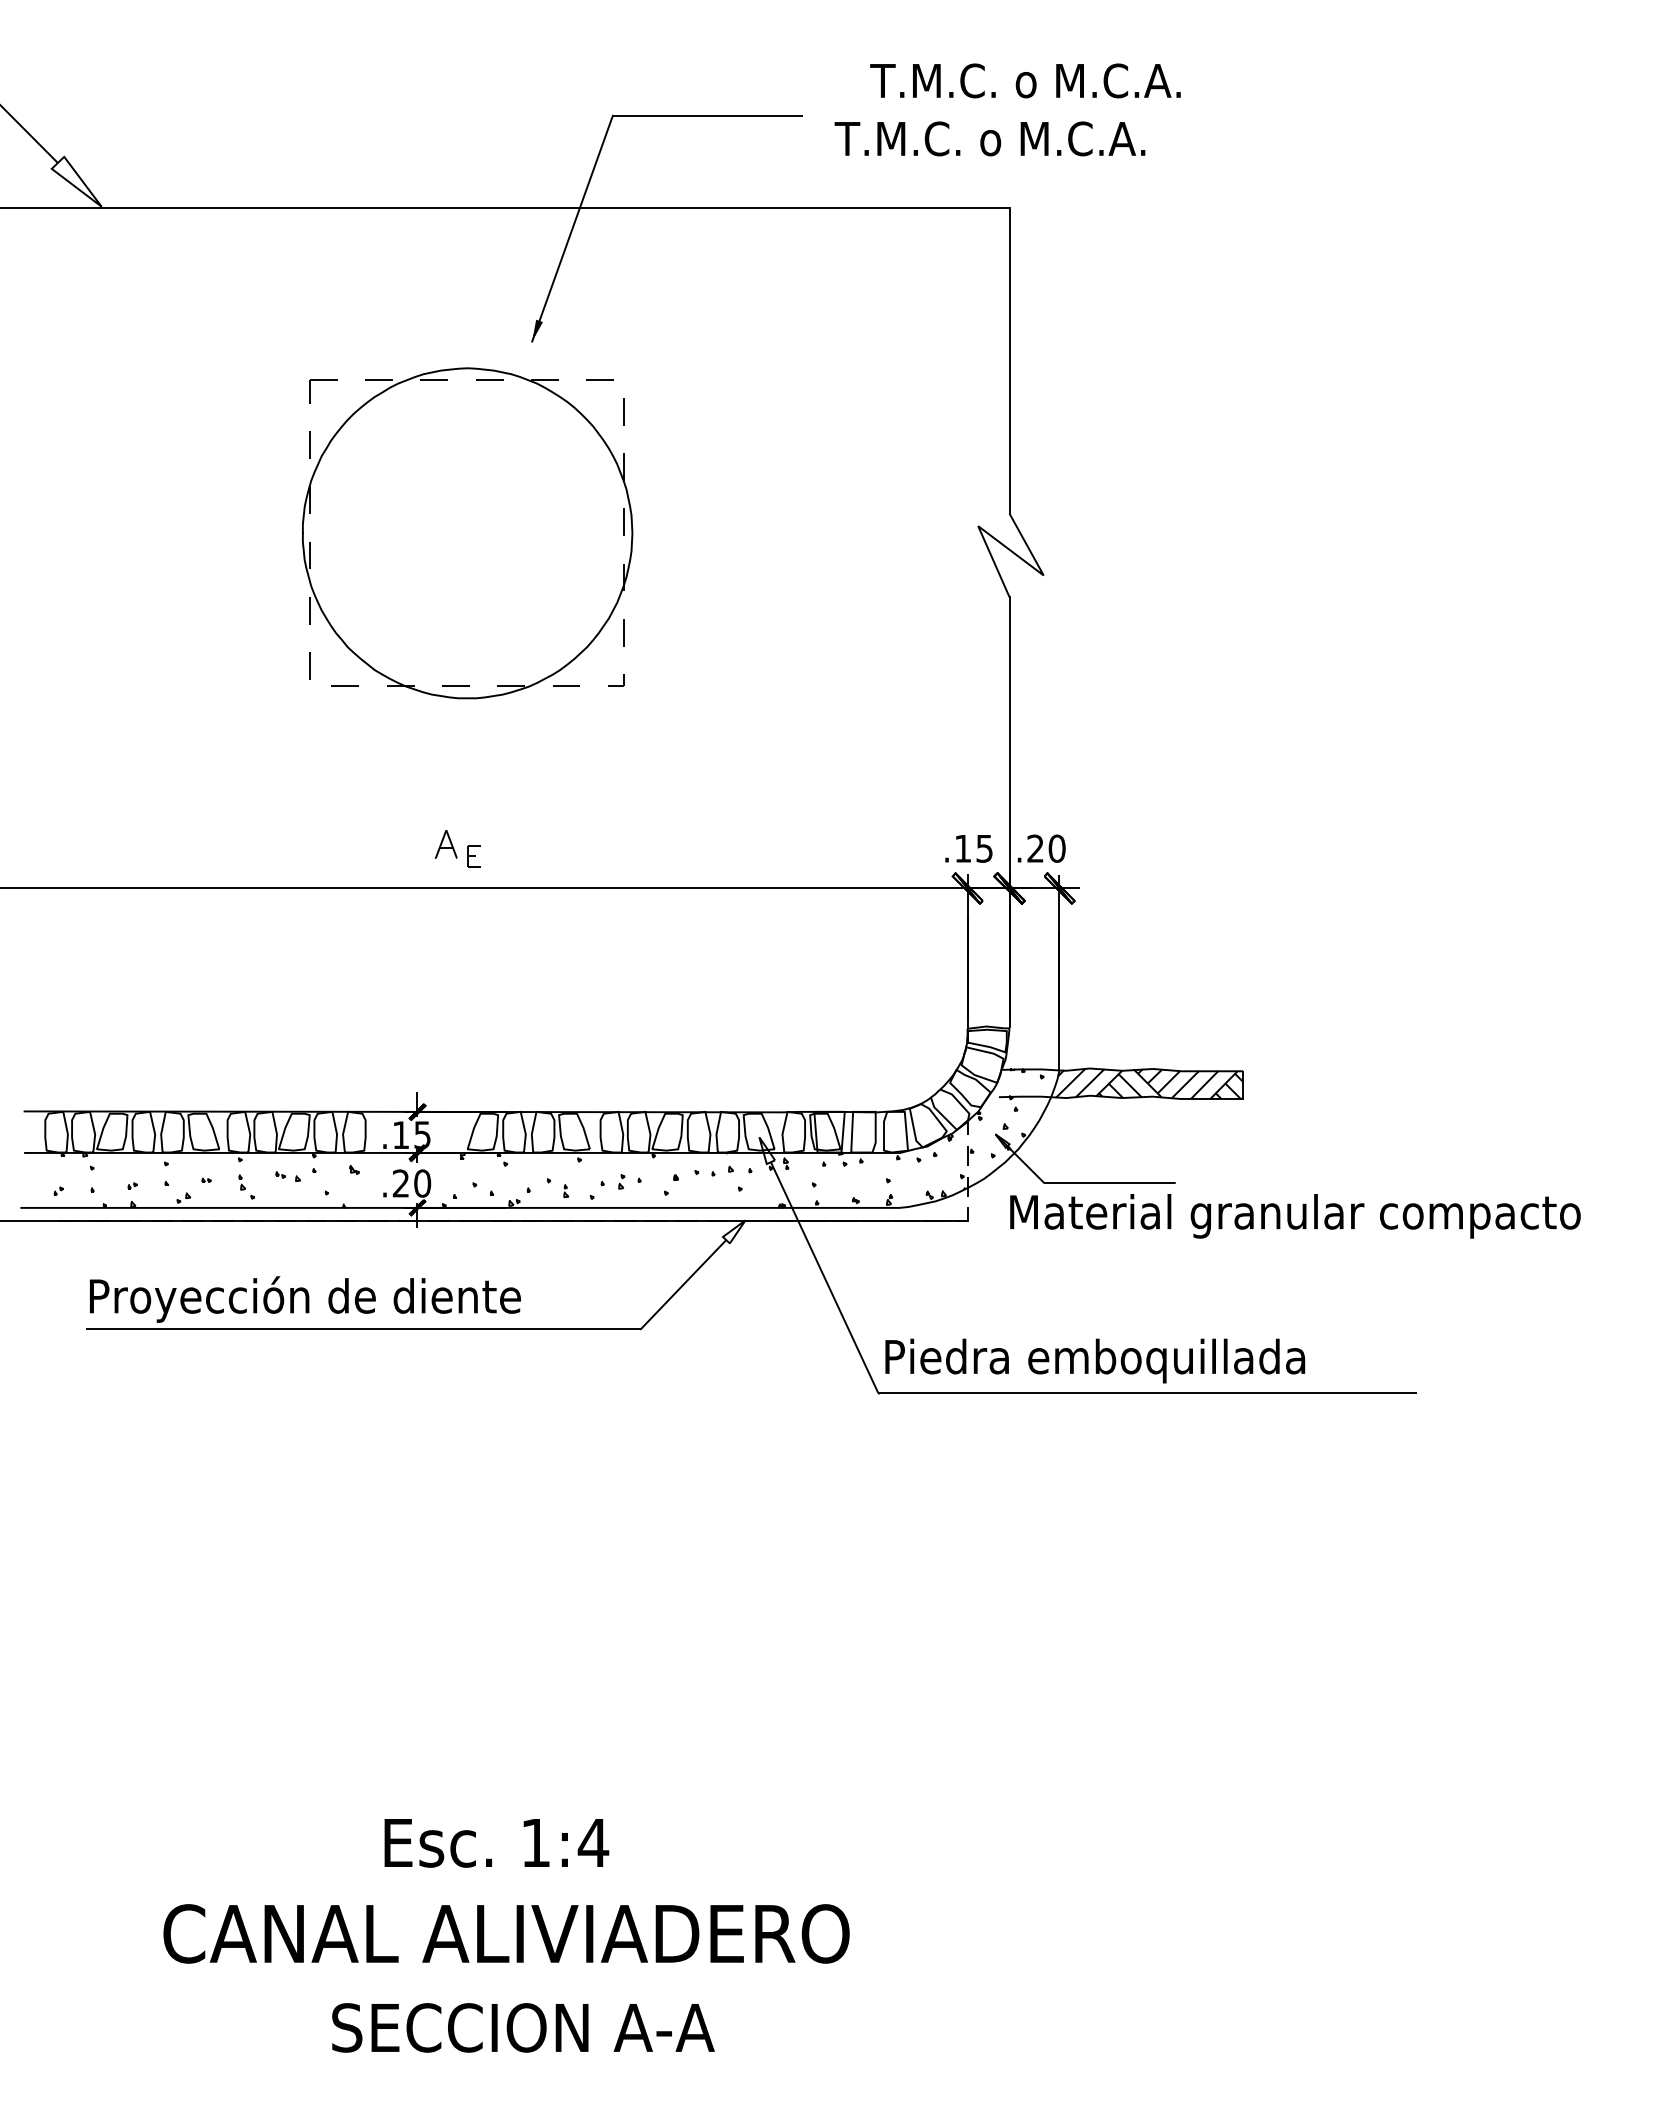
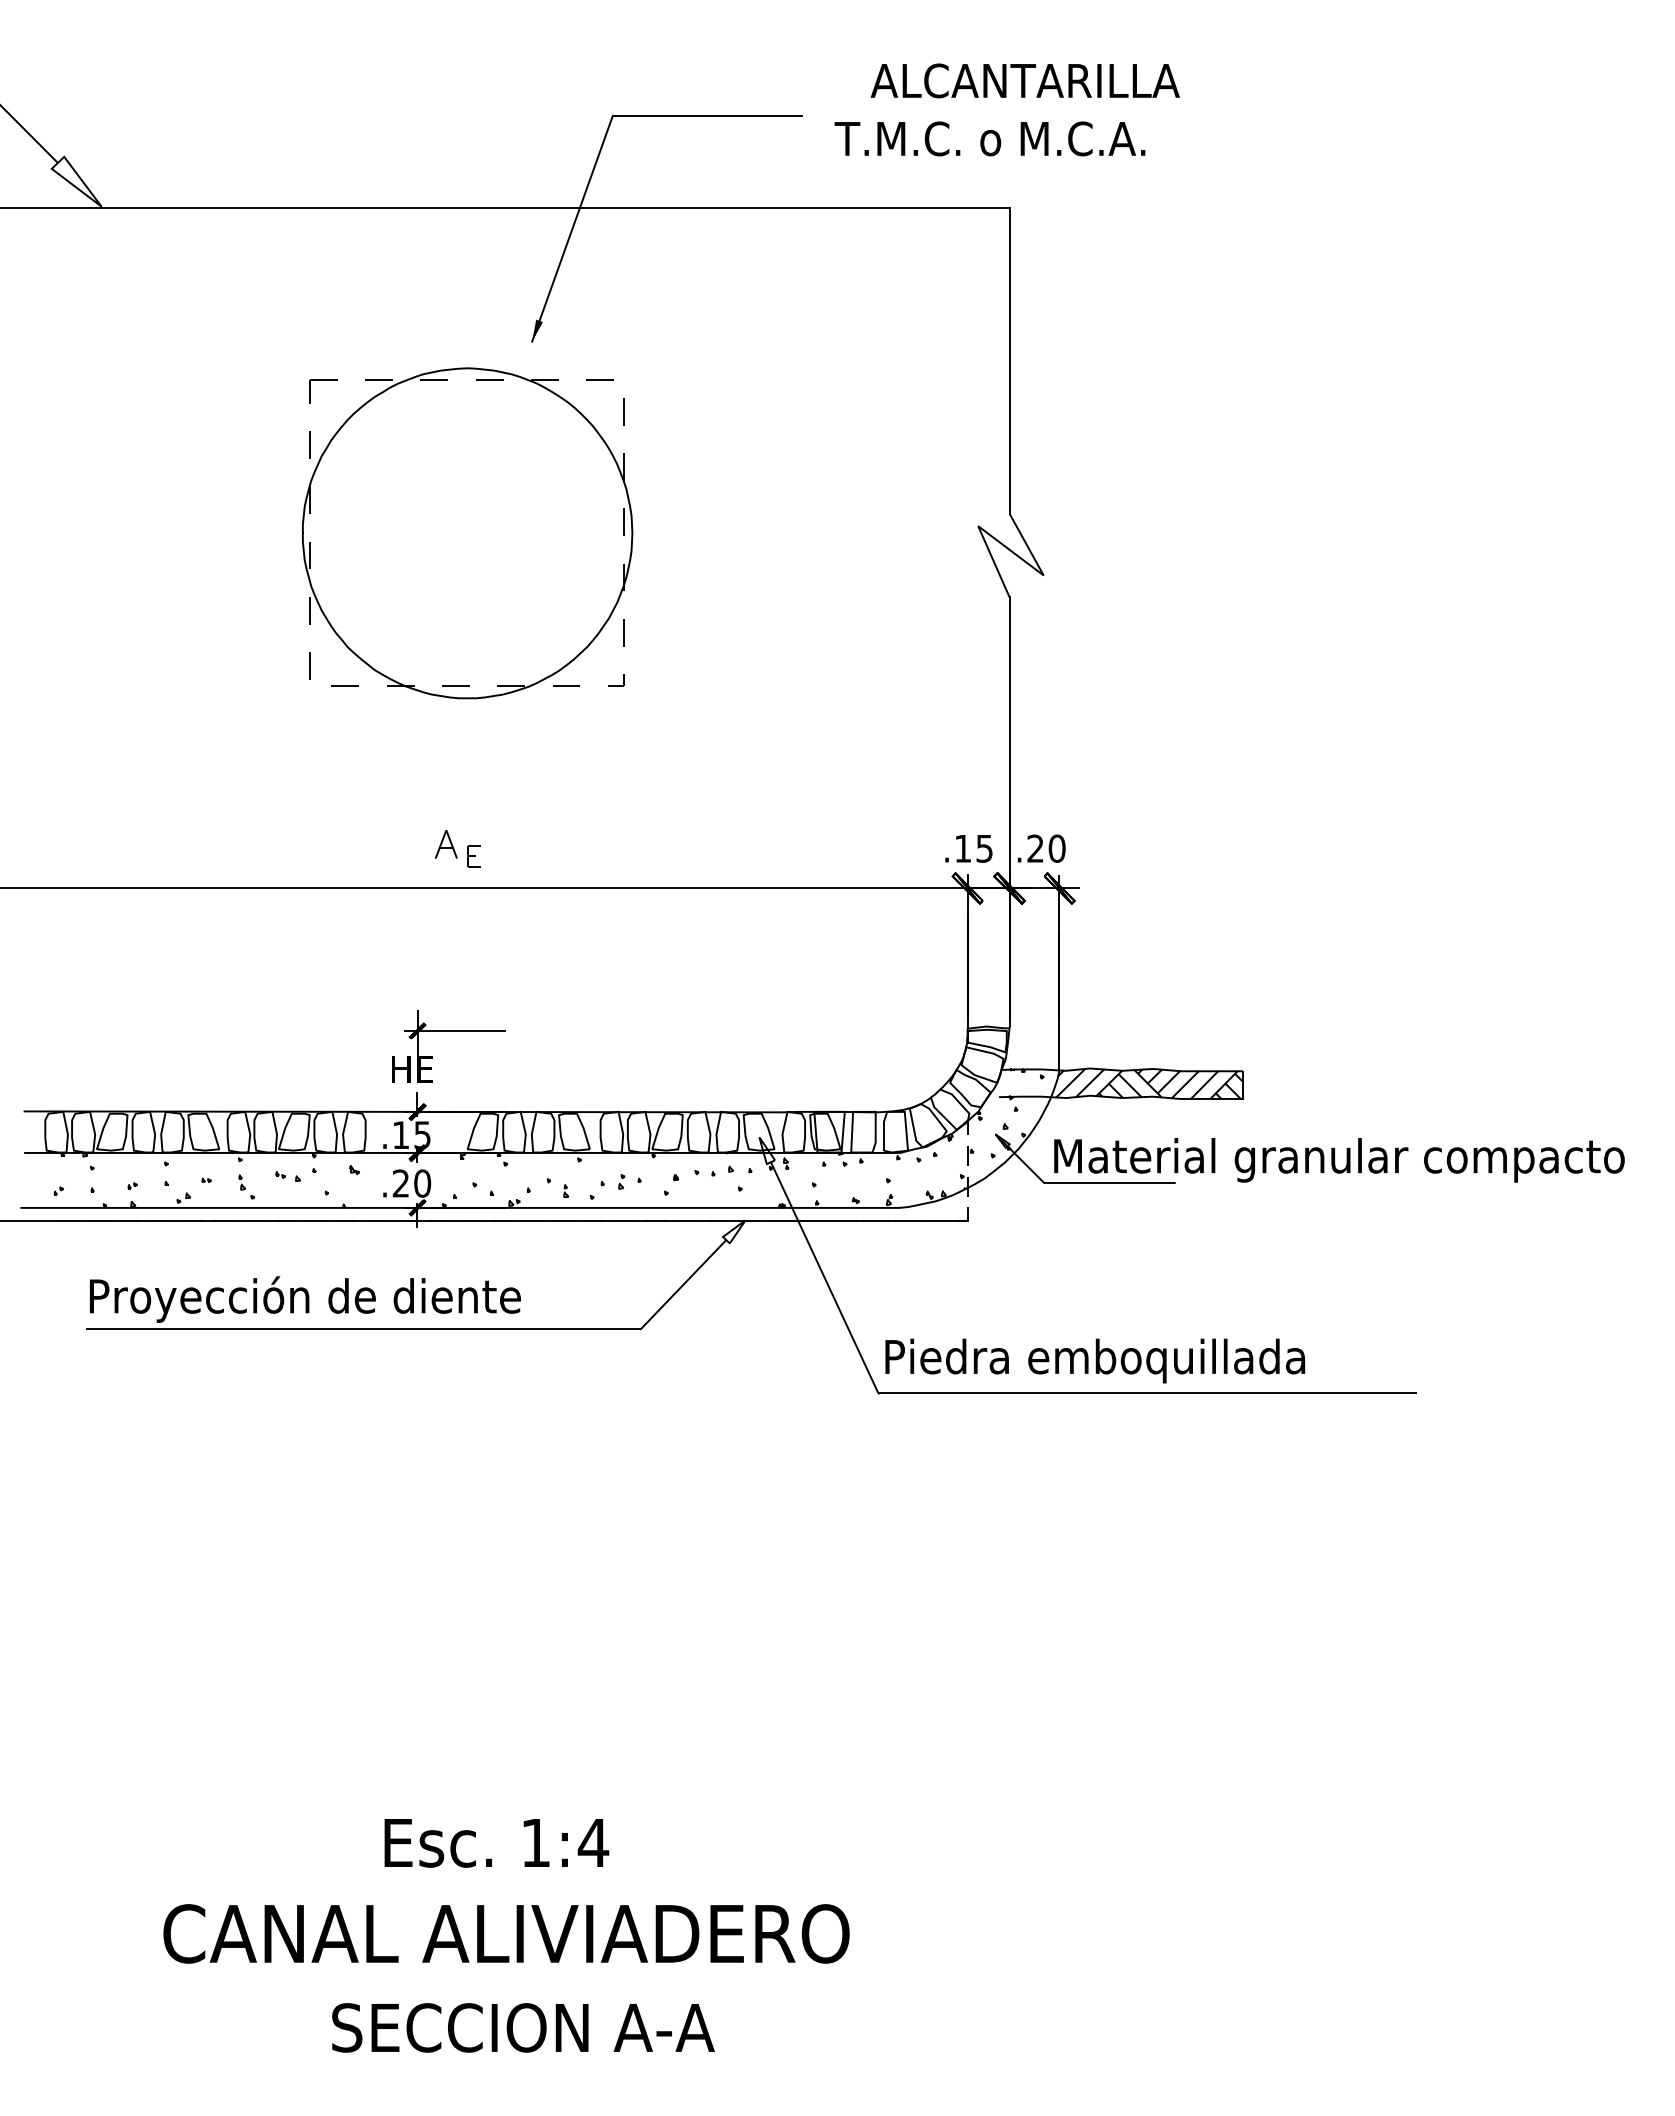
text: T.M.C. o M.C.A. -> ALCANTARILLA (1025, 80)
part: none -> present (448, 1031)
text position: (1295, 1216) -> (1339, 1160) (1339, 1160)
